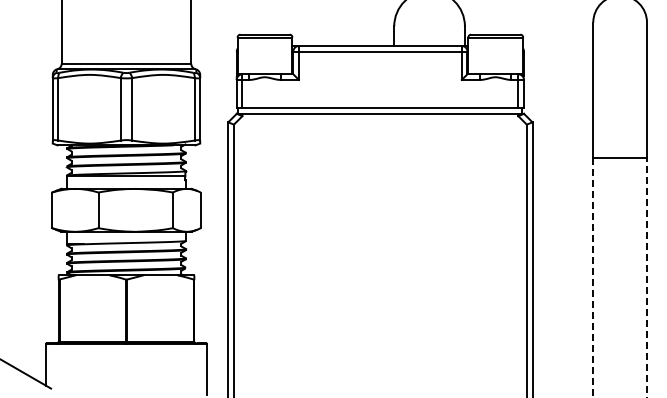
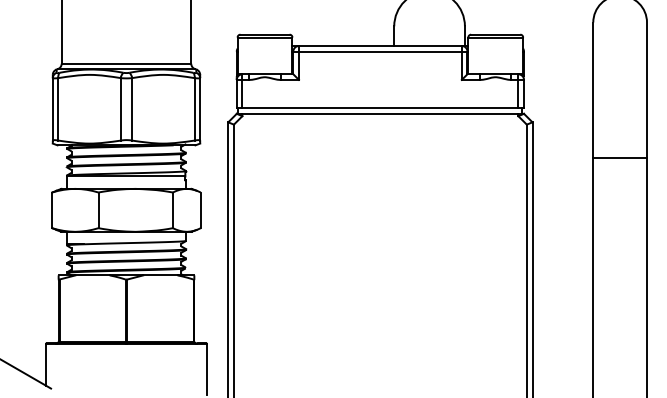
line: dashed -> solid (593, 277)
line: dashed -> solid (647, 277)
